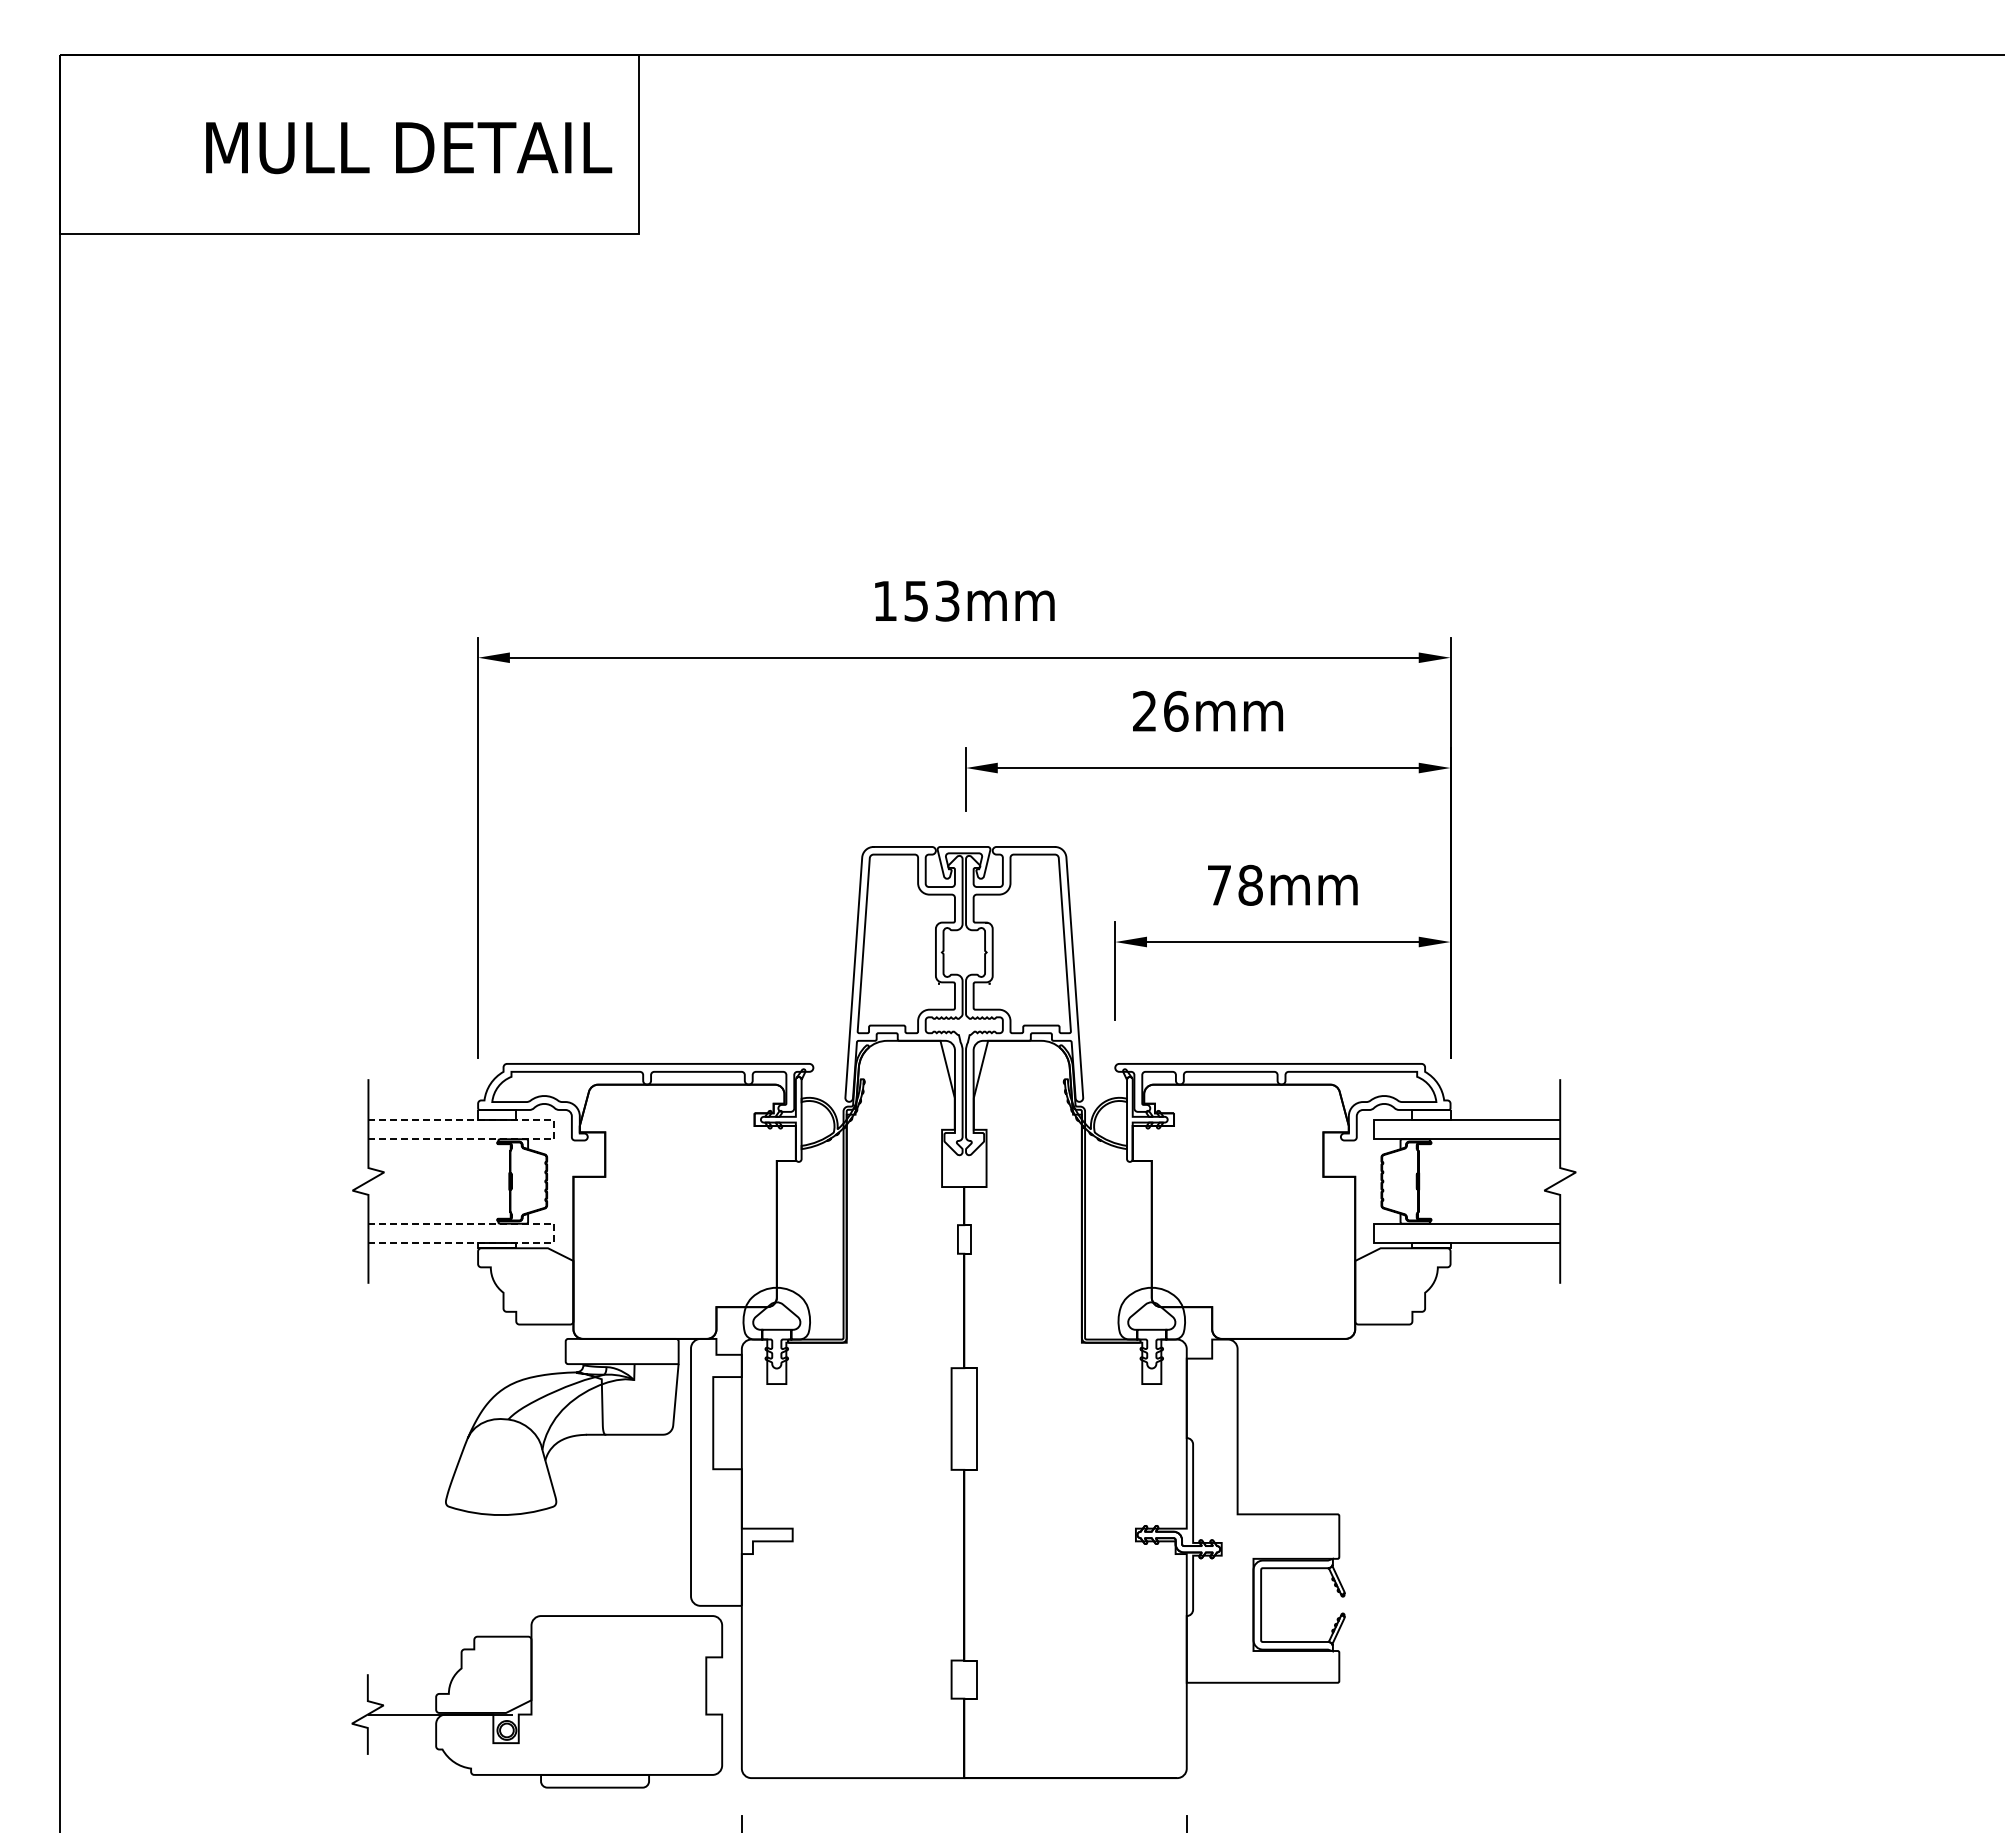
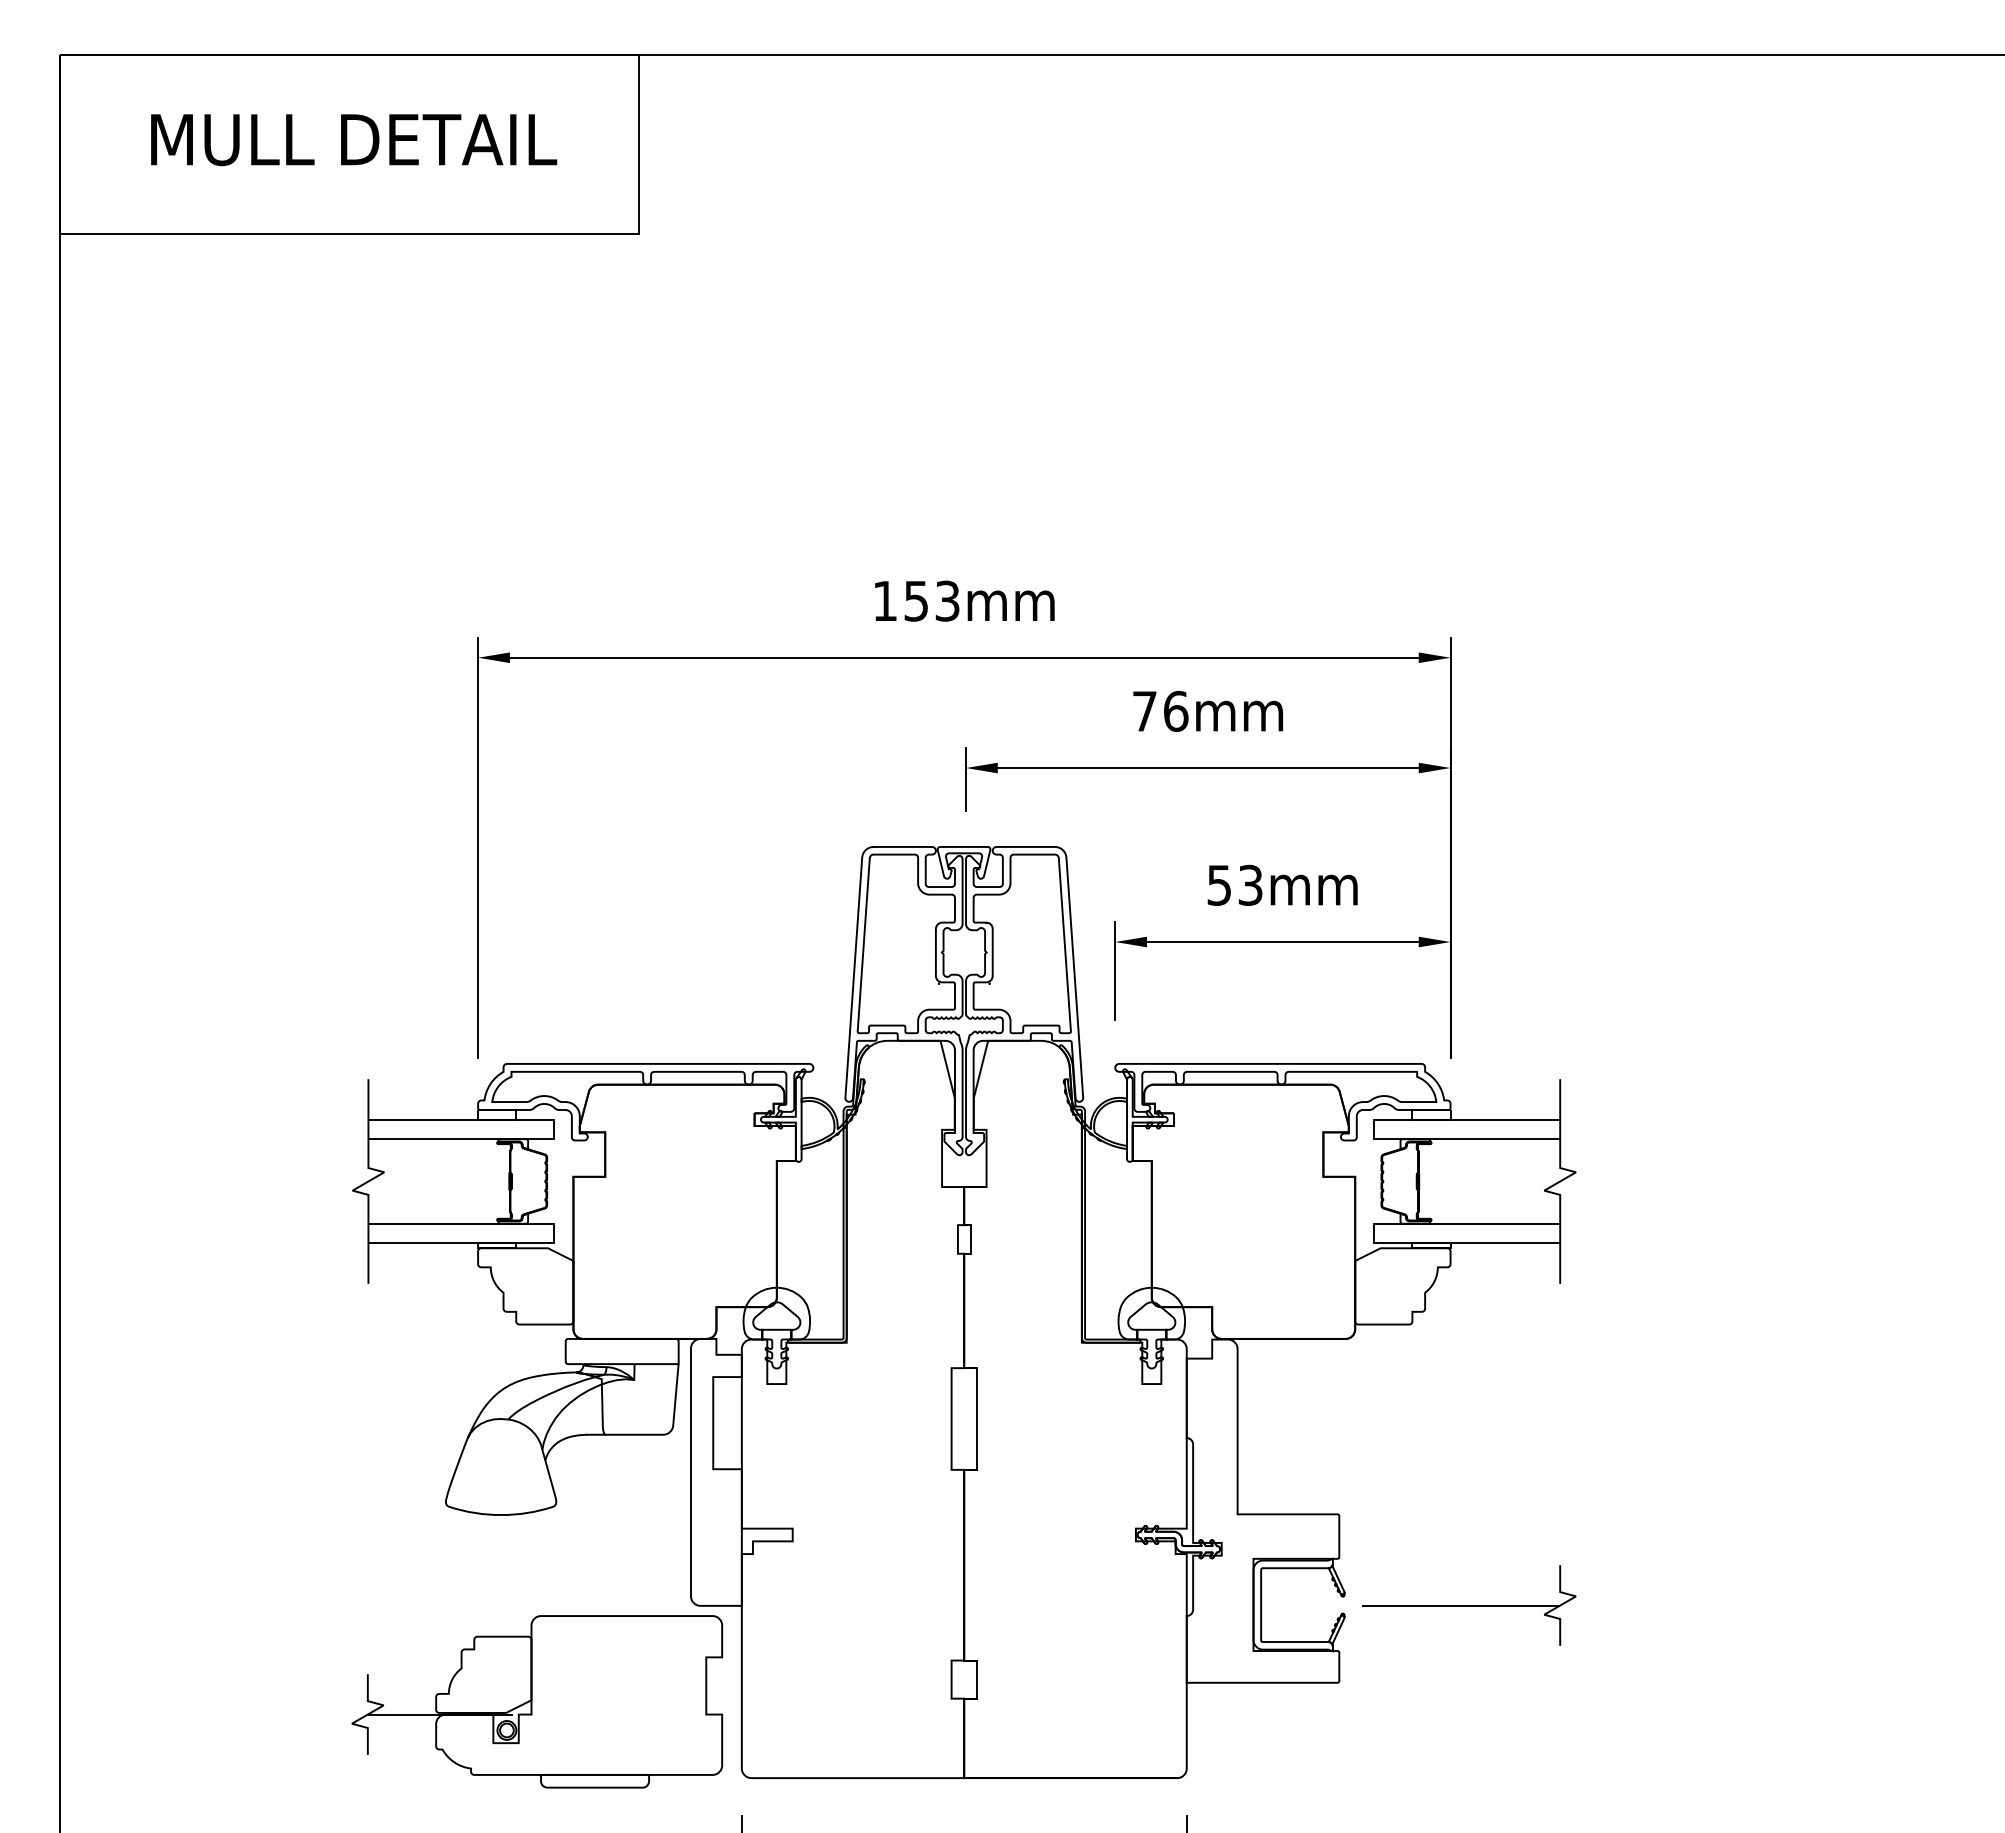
text position: (409, 148) -> (354, 140) (354, 140)
text: 26mm -> 76mm (1144, 710)
text: 78mm -> 53mm (1234, 884)
line: dashed -> solid (554, 1129)
line: dashed -> solid (554, 1233)
part: none -> present (1469, 1605)
